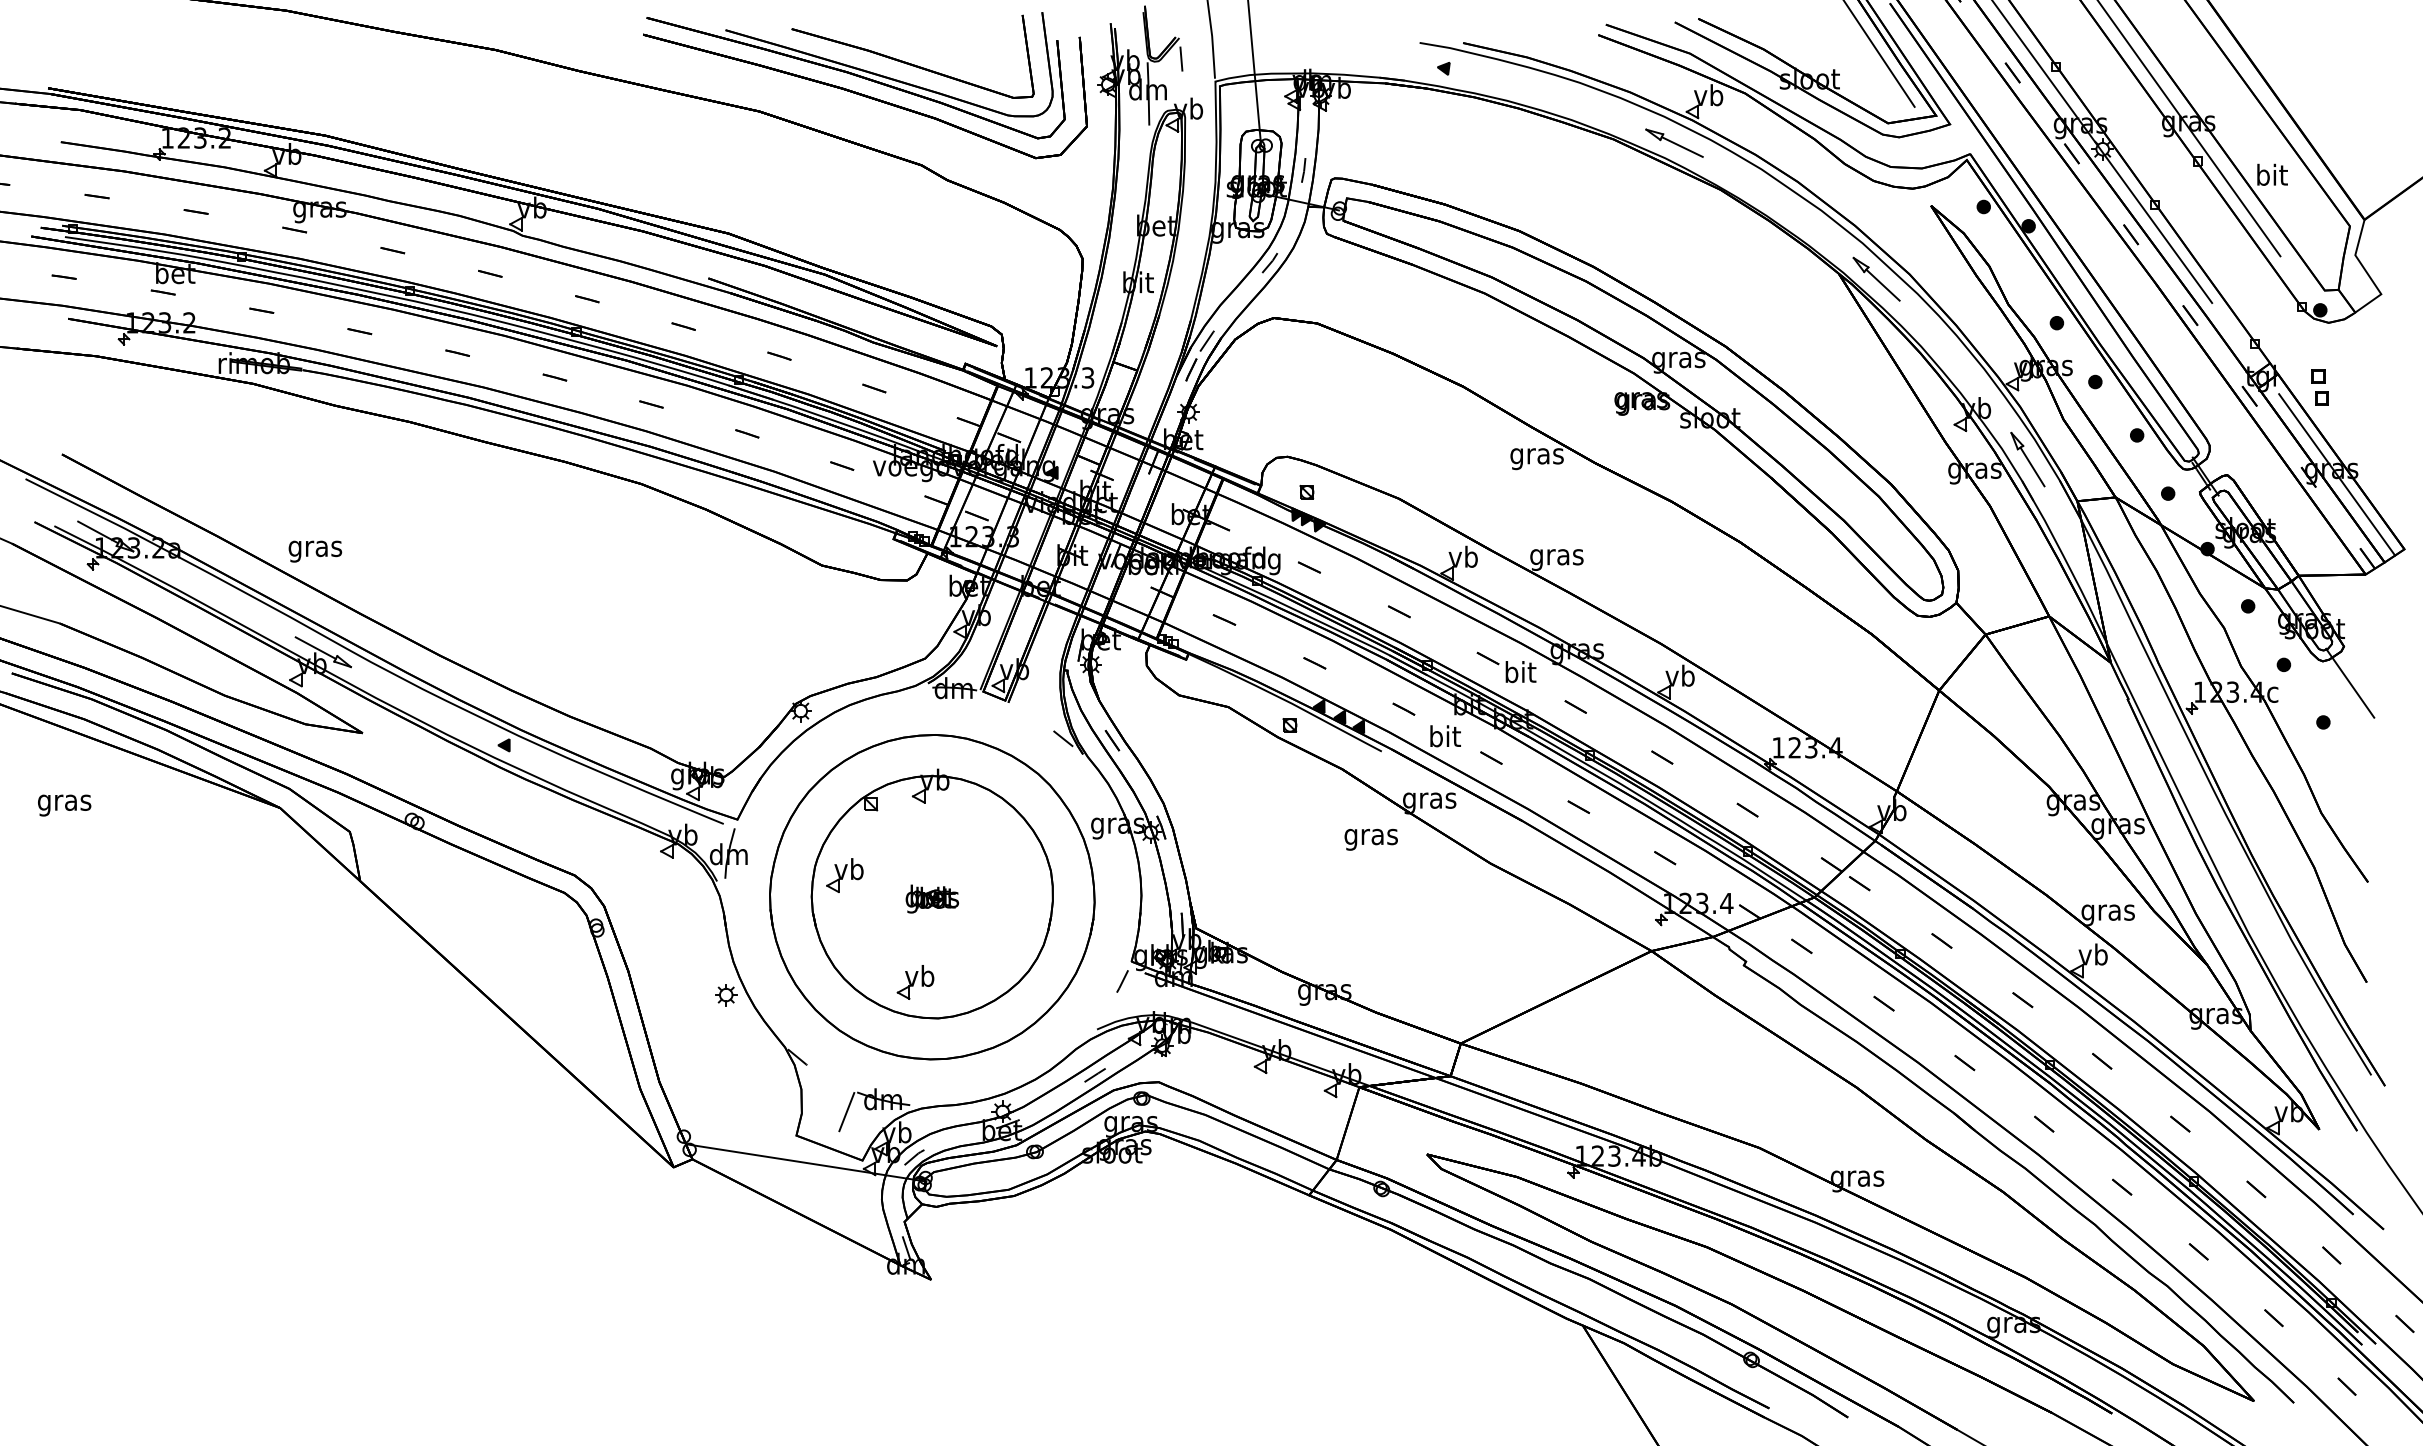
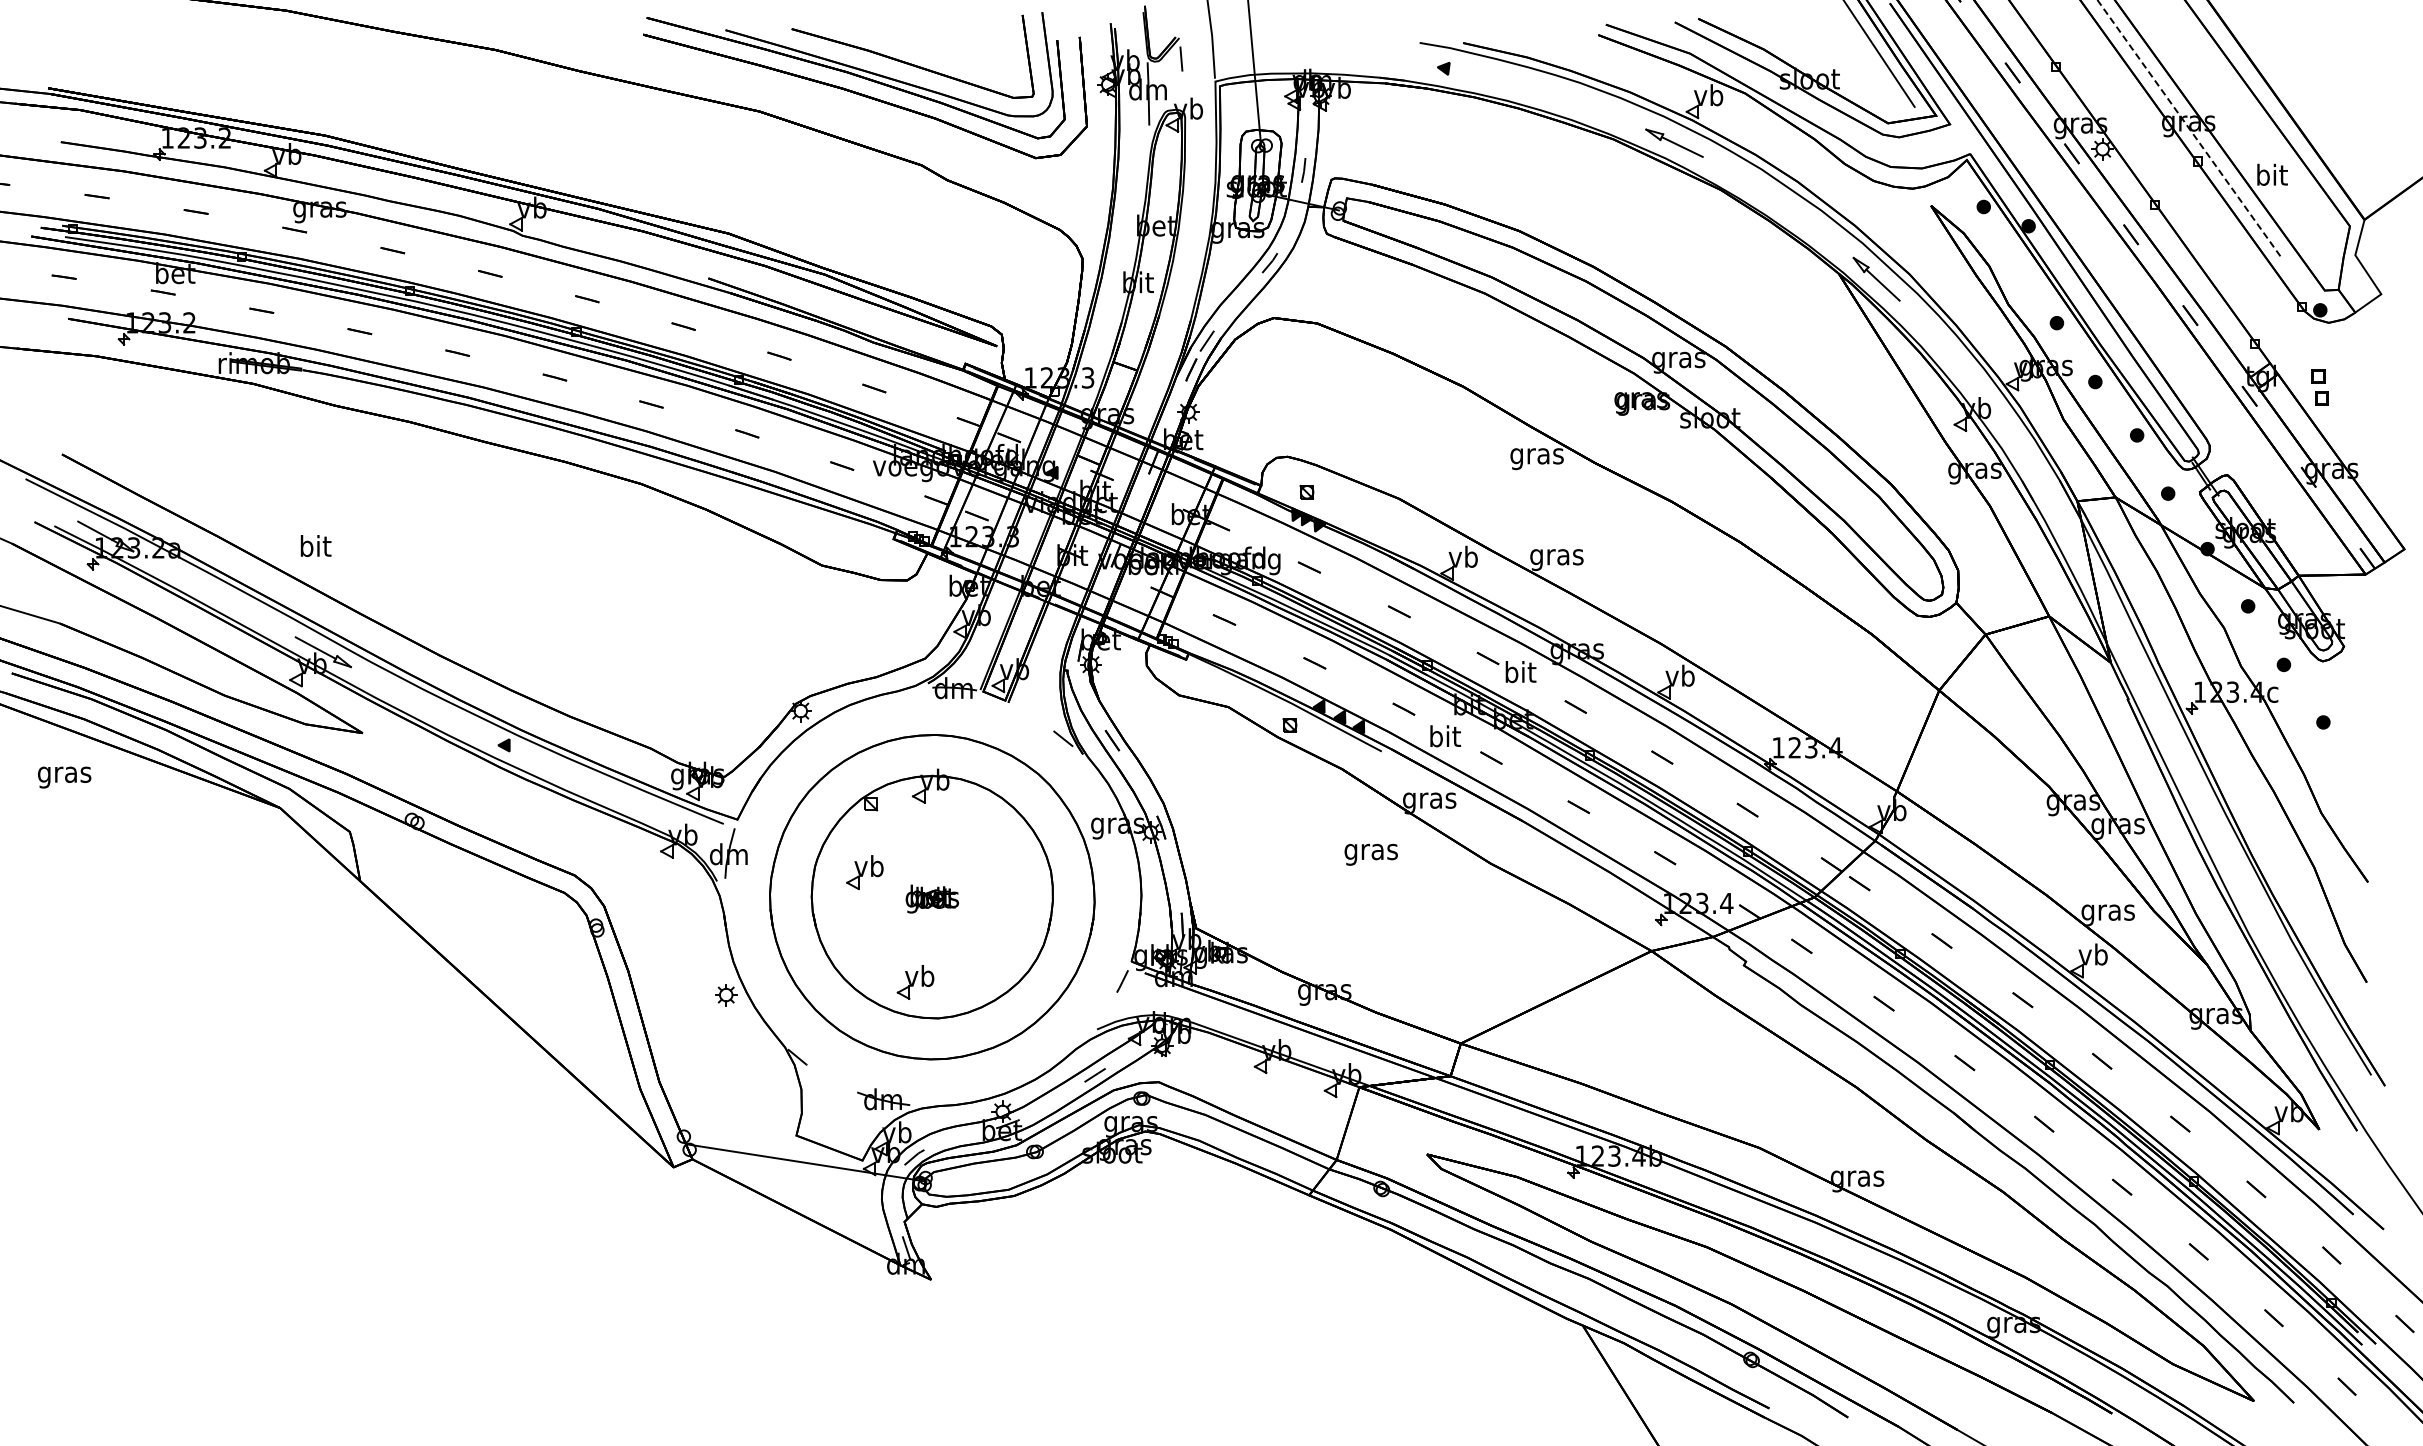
line: solid -> dashed (2188, 127)
line: present -> none (2102, 152)
part: present -> none (2027, 459)
line: present -> none (2337, 474)
text: gras -> bit (315, 548)
line: present -> none (2350, 682)
text position: (64, 805) -> (64, 777) (64, 777)
text position: (1370, 839) -> (1370, 854) (1370, 854)
part position: (844, 875) -> (864, 872) (864, 872)
line: present -> none (846, 1112)
